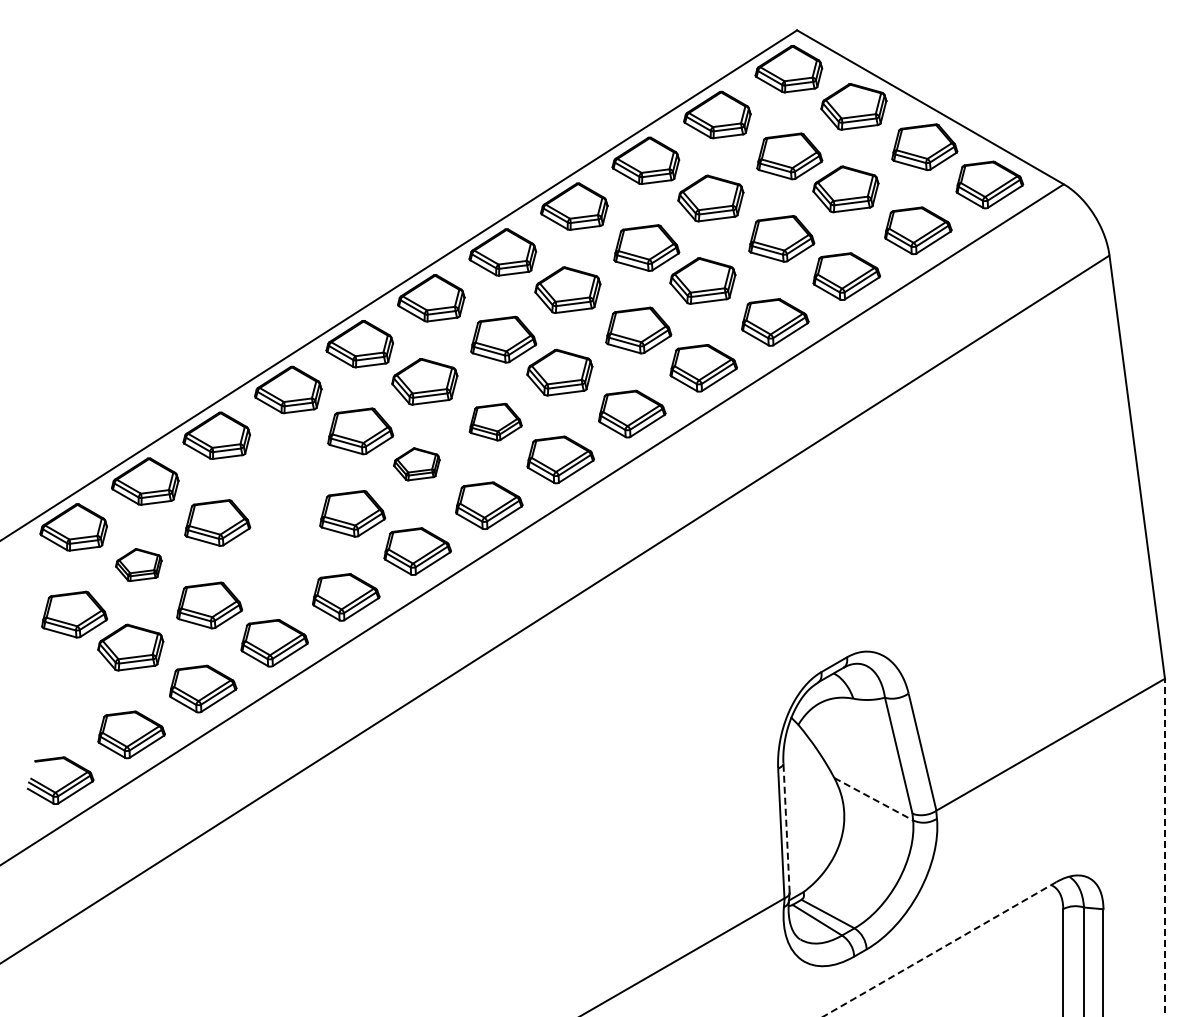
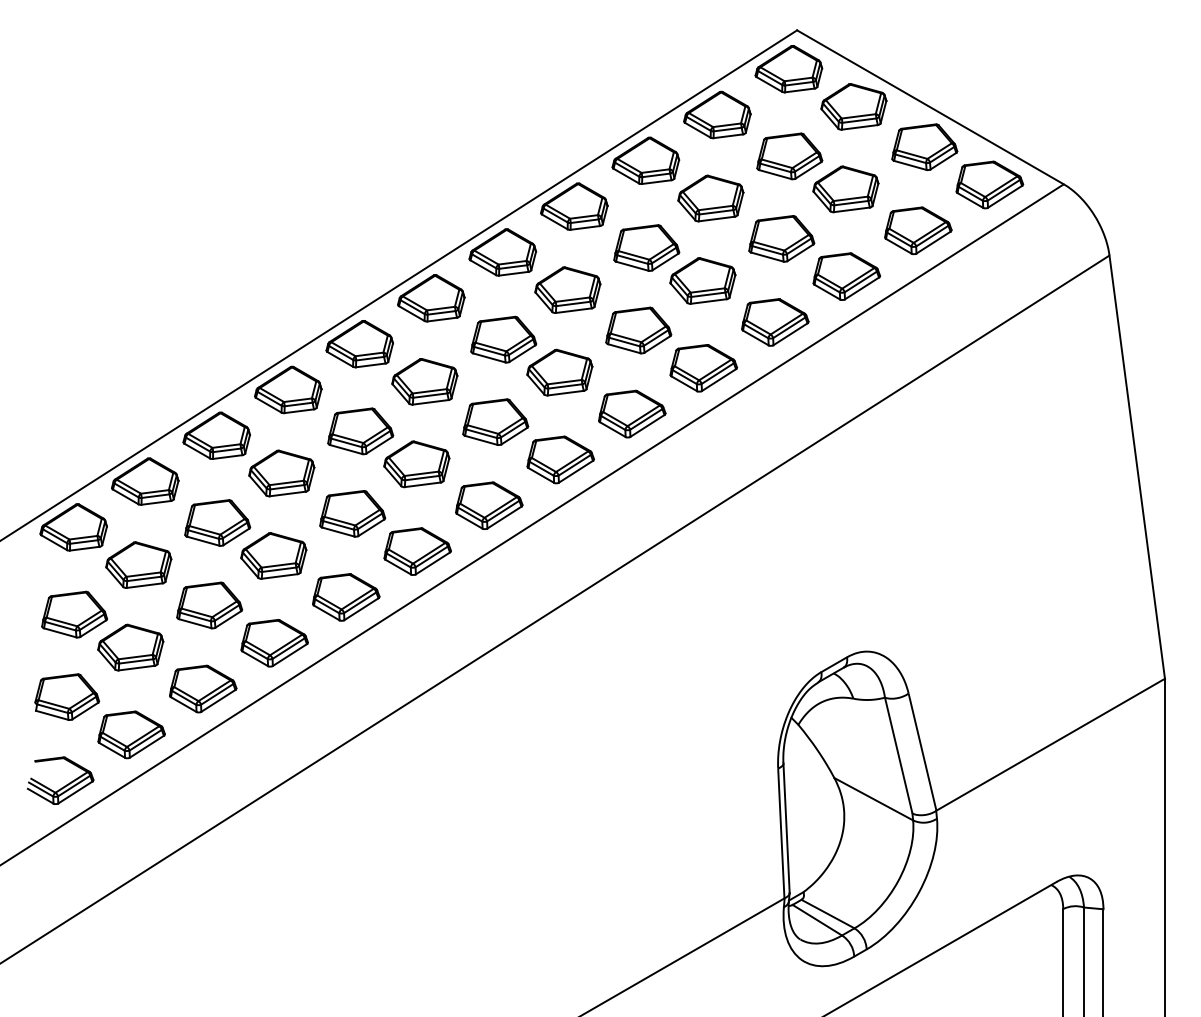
part size: 55x40 px -> 68x48 px (495, 421)
part size: 48x35 px -> 68x49 px (416, 464)
part: none -> present (281, 473)
part: none -> present (273, 555)
part size: 48x34 px -> 68x48 px (138, 564)
part: none -> present (67, 696)
line: dashed -> solid (873, 799)
line: dashed -> solid (786, 827)
line: dashed -> solid (1164, 847)
line: dashed -> solid (939, 949)
